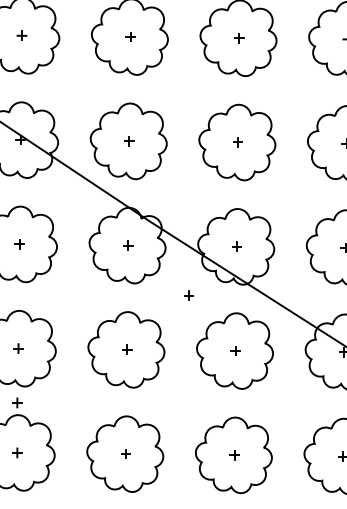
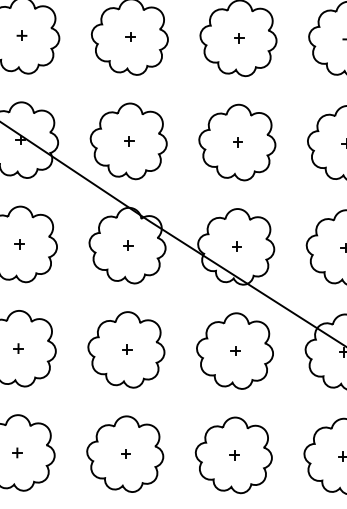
part: present -> none (188, 295)
part: present -> none (17, 402)
